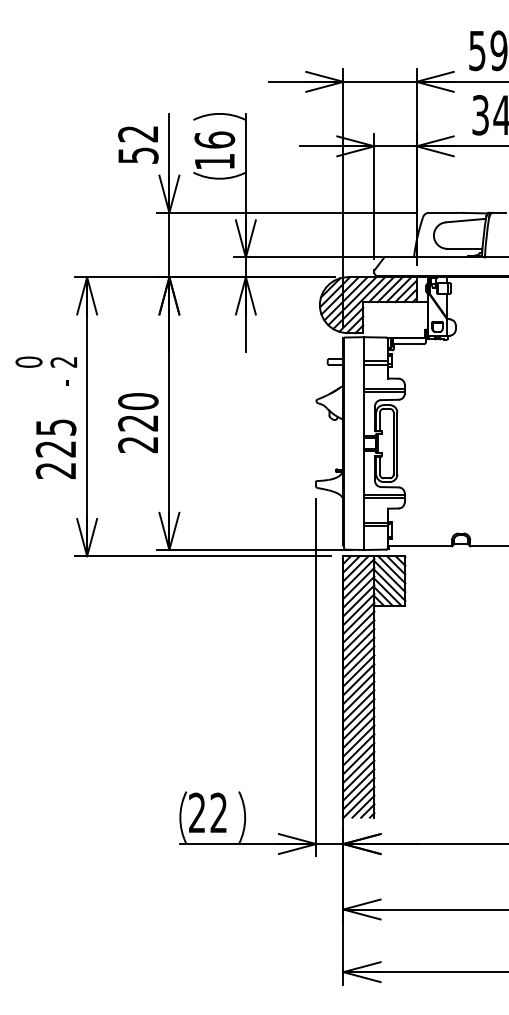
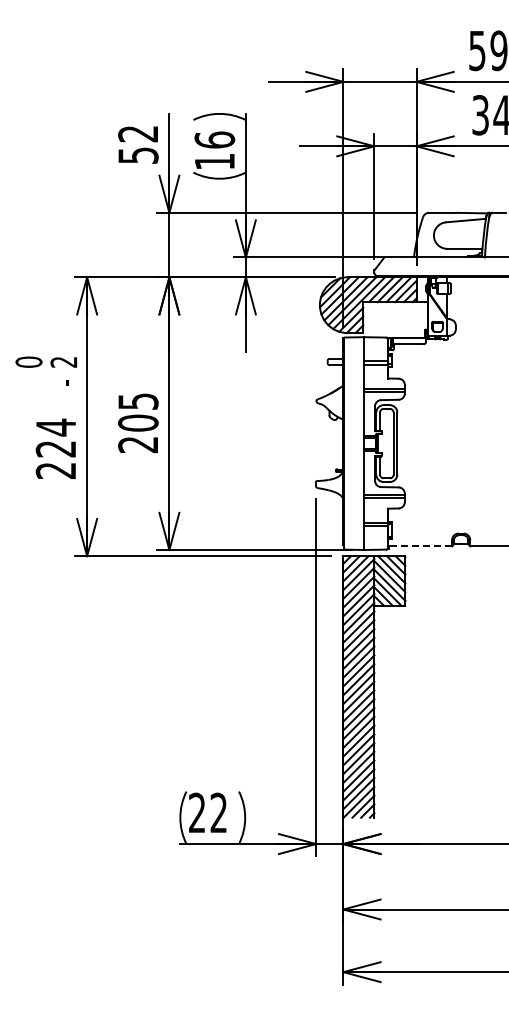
text: 220 -> 205 (138, 412)
text: 225 -> 224 (56, 427)
line: solid -> dashed (419, 546)
